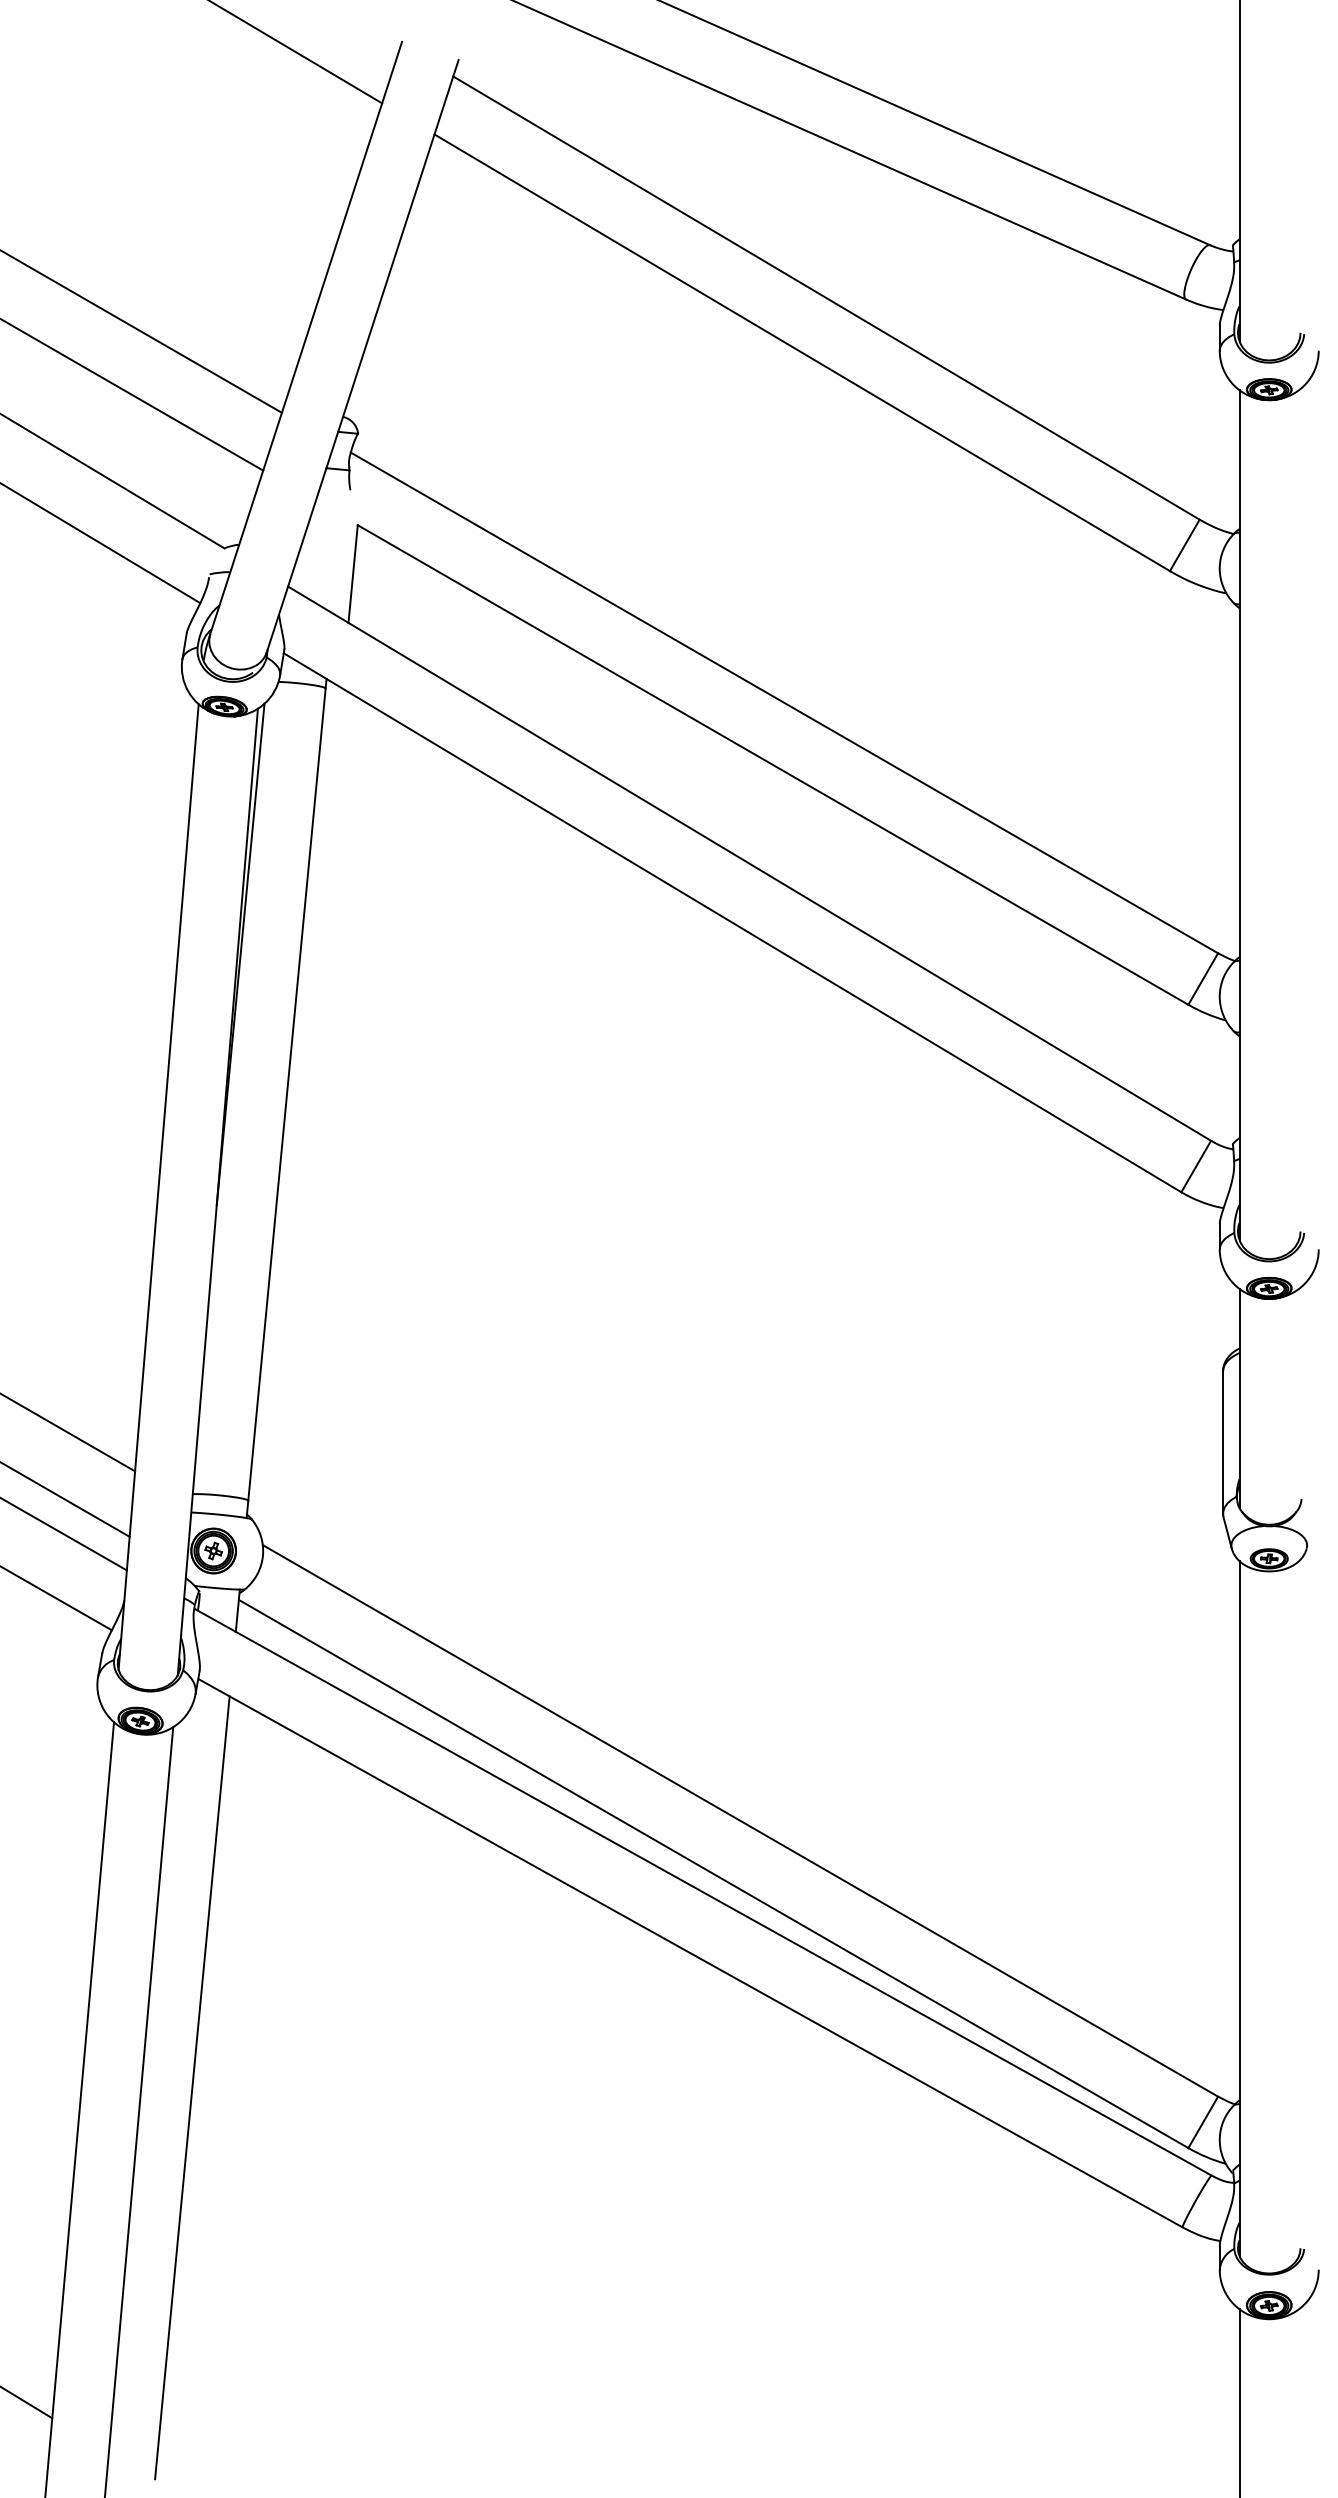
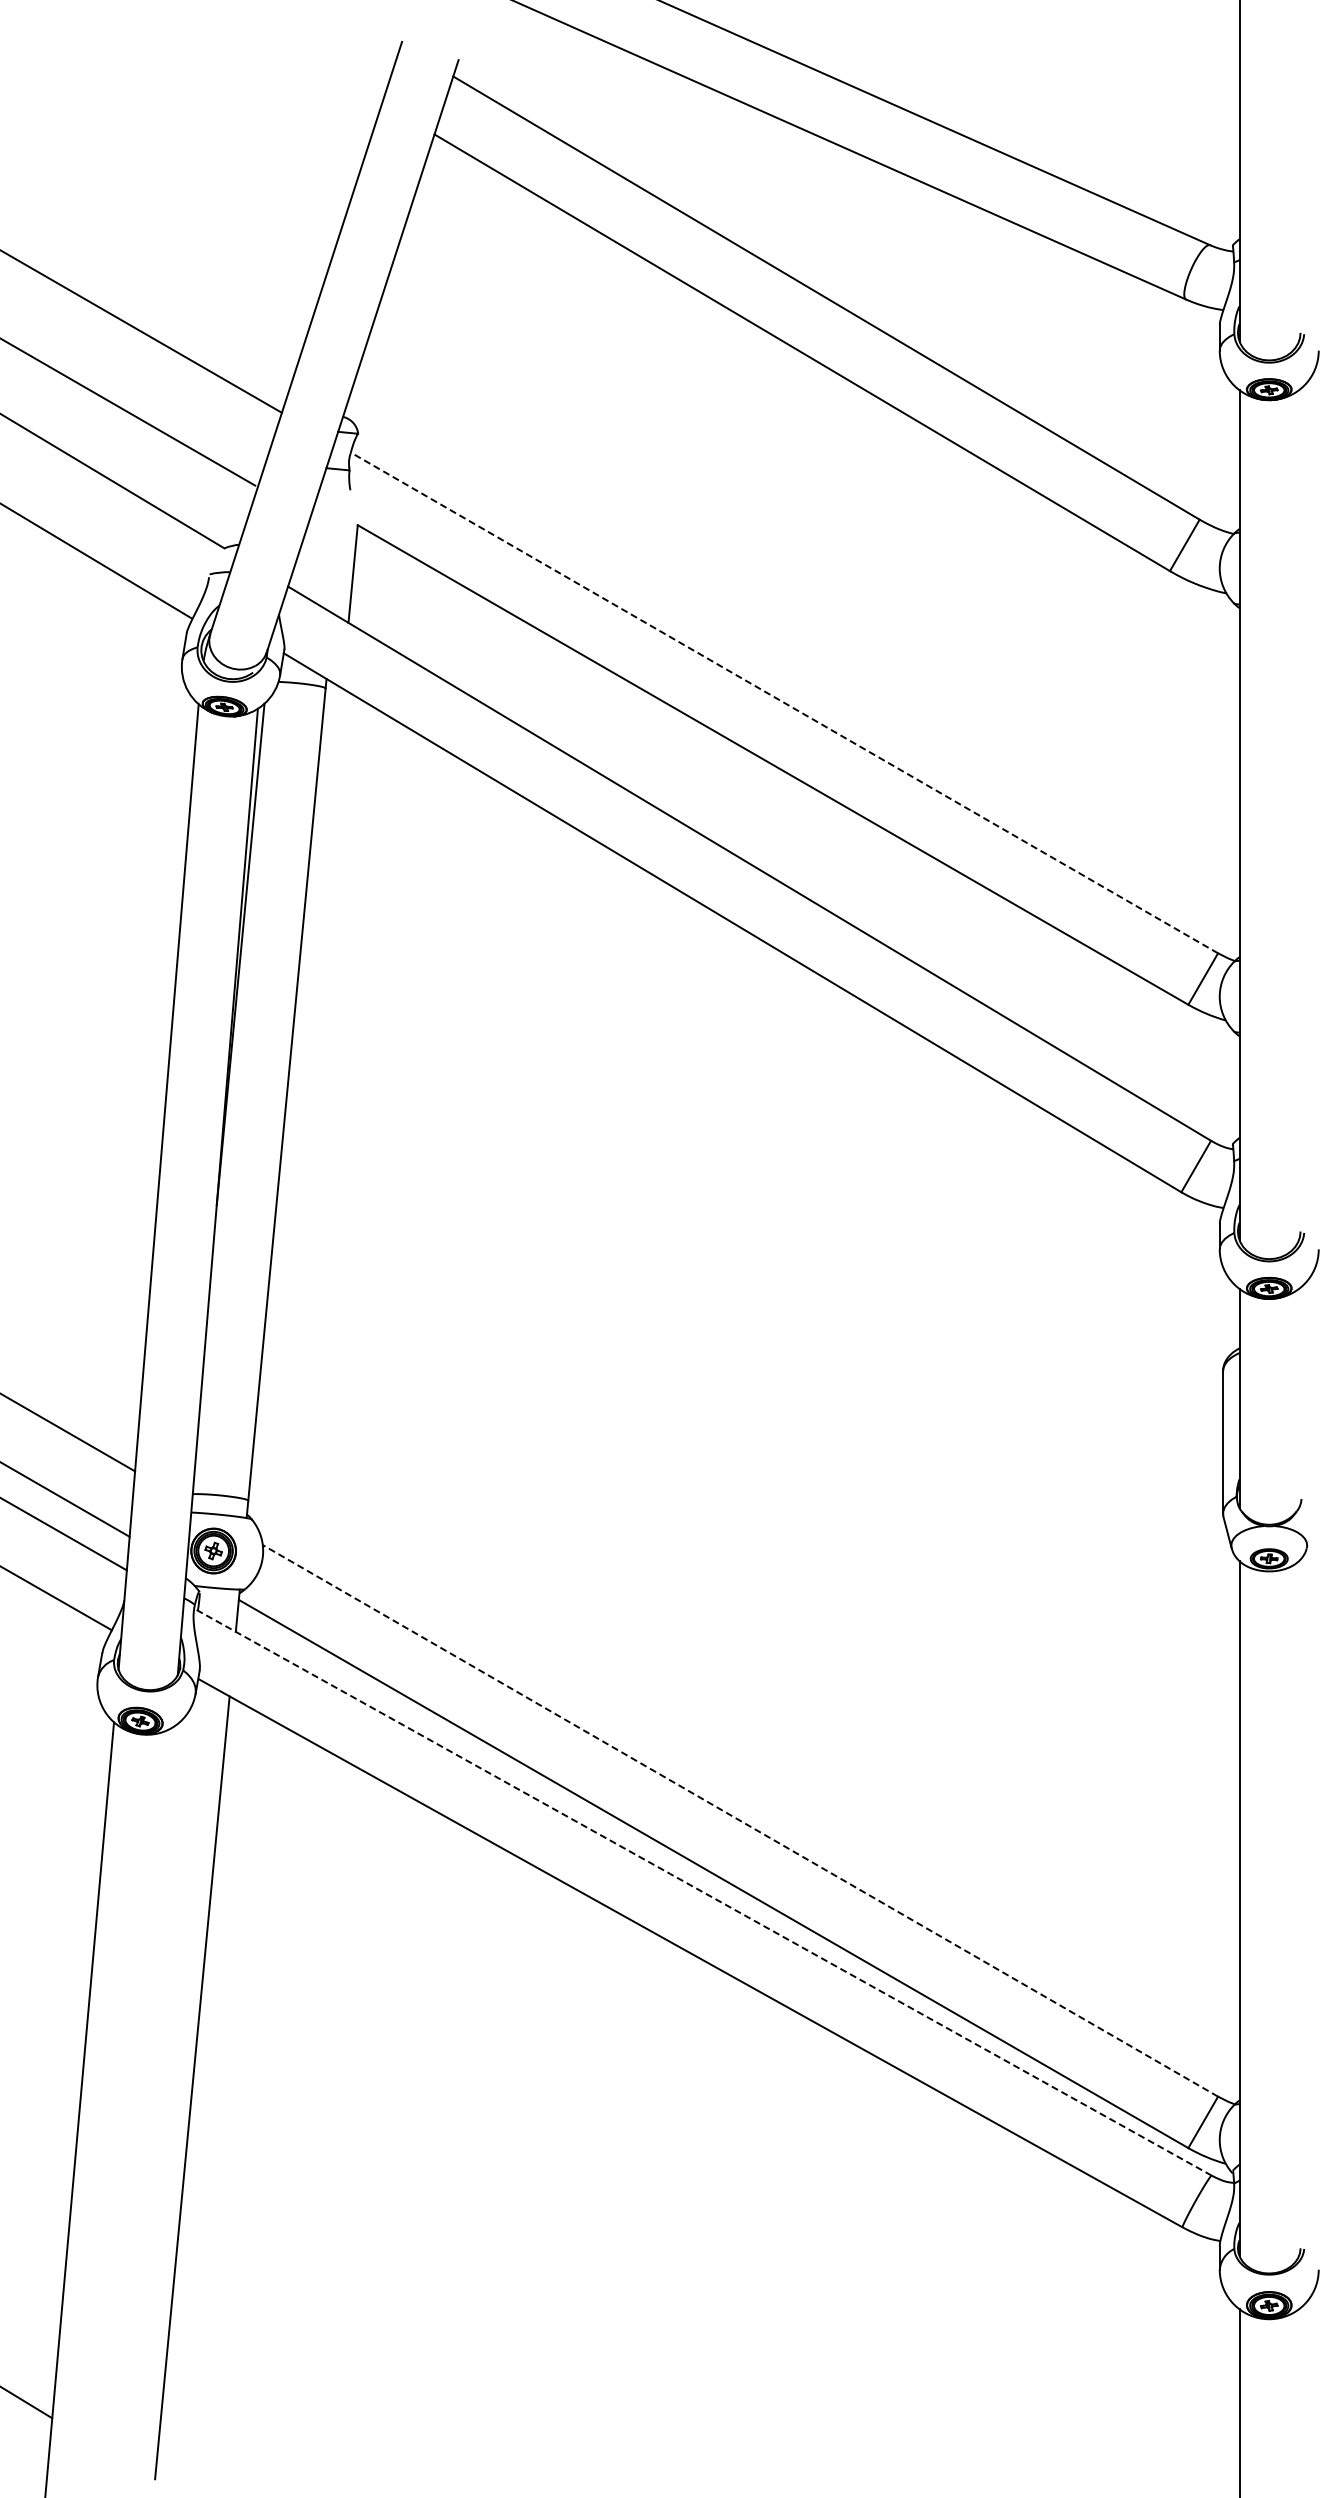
line: present -> none (296, 52)
line position: (132, 395) -> (128, 412) (128, 412)
line position: (101, 543) -> (96, 561) (96, 561)
line: solid -> dashed (784, 702)
line: solid -> dashed (740, 1820)
line: solid -> dashed (702, 1891)
line: present -> none (139, 2110)
